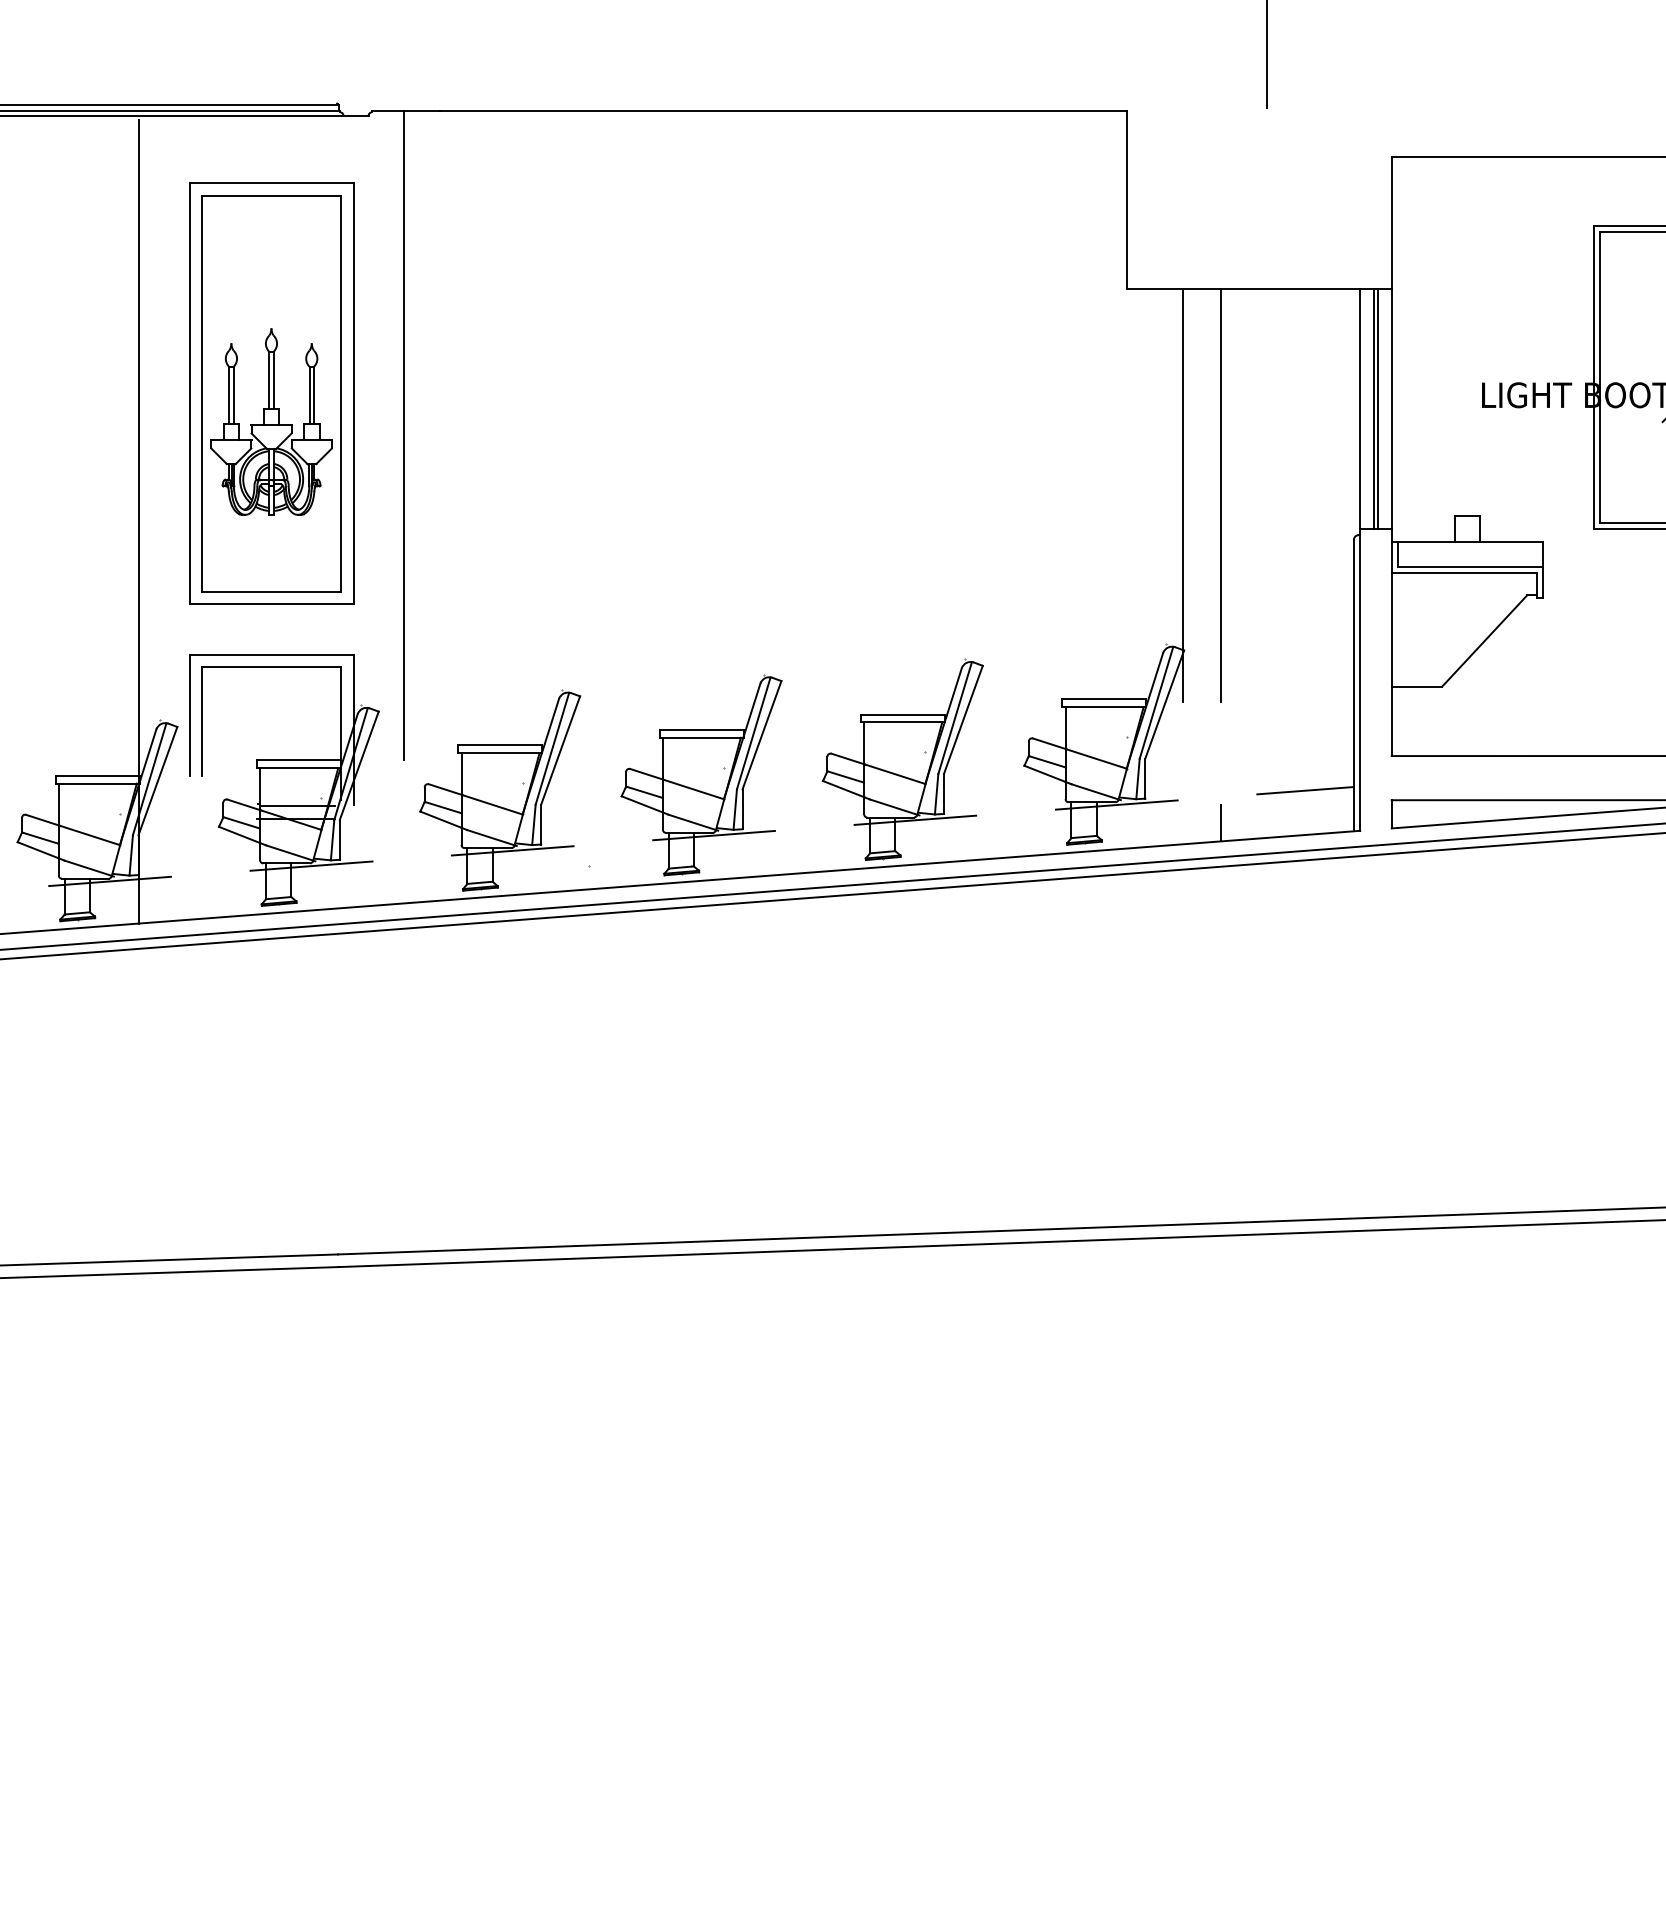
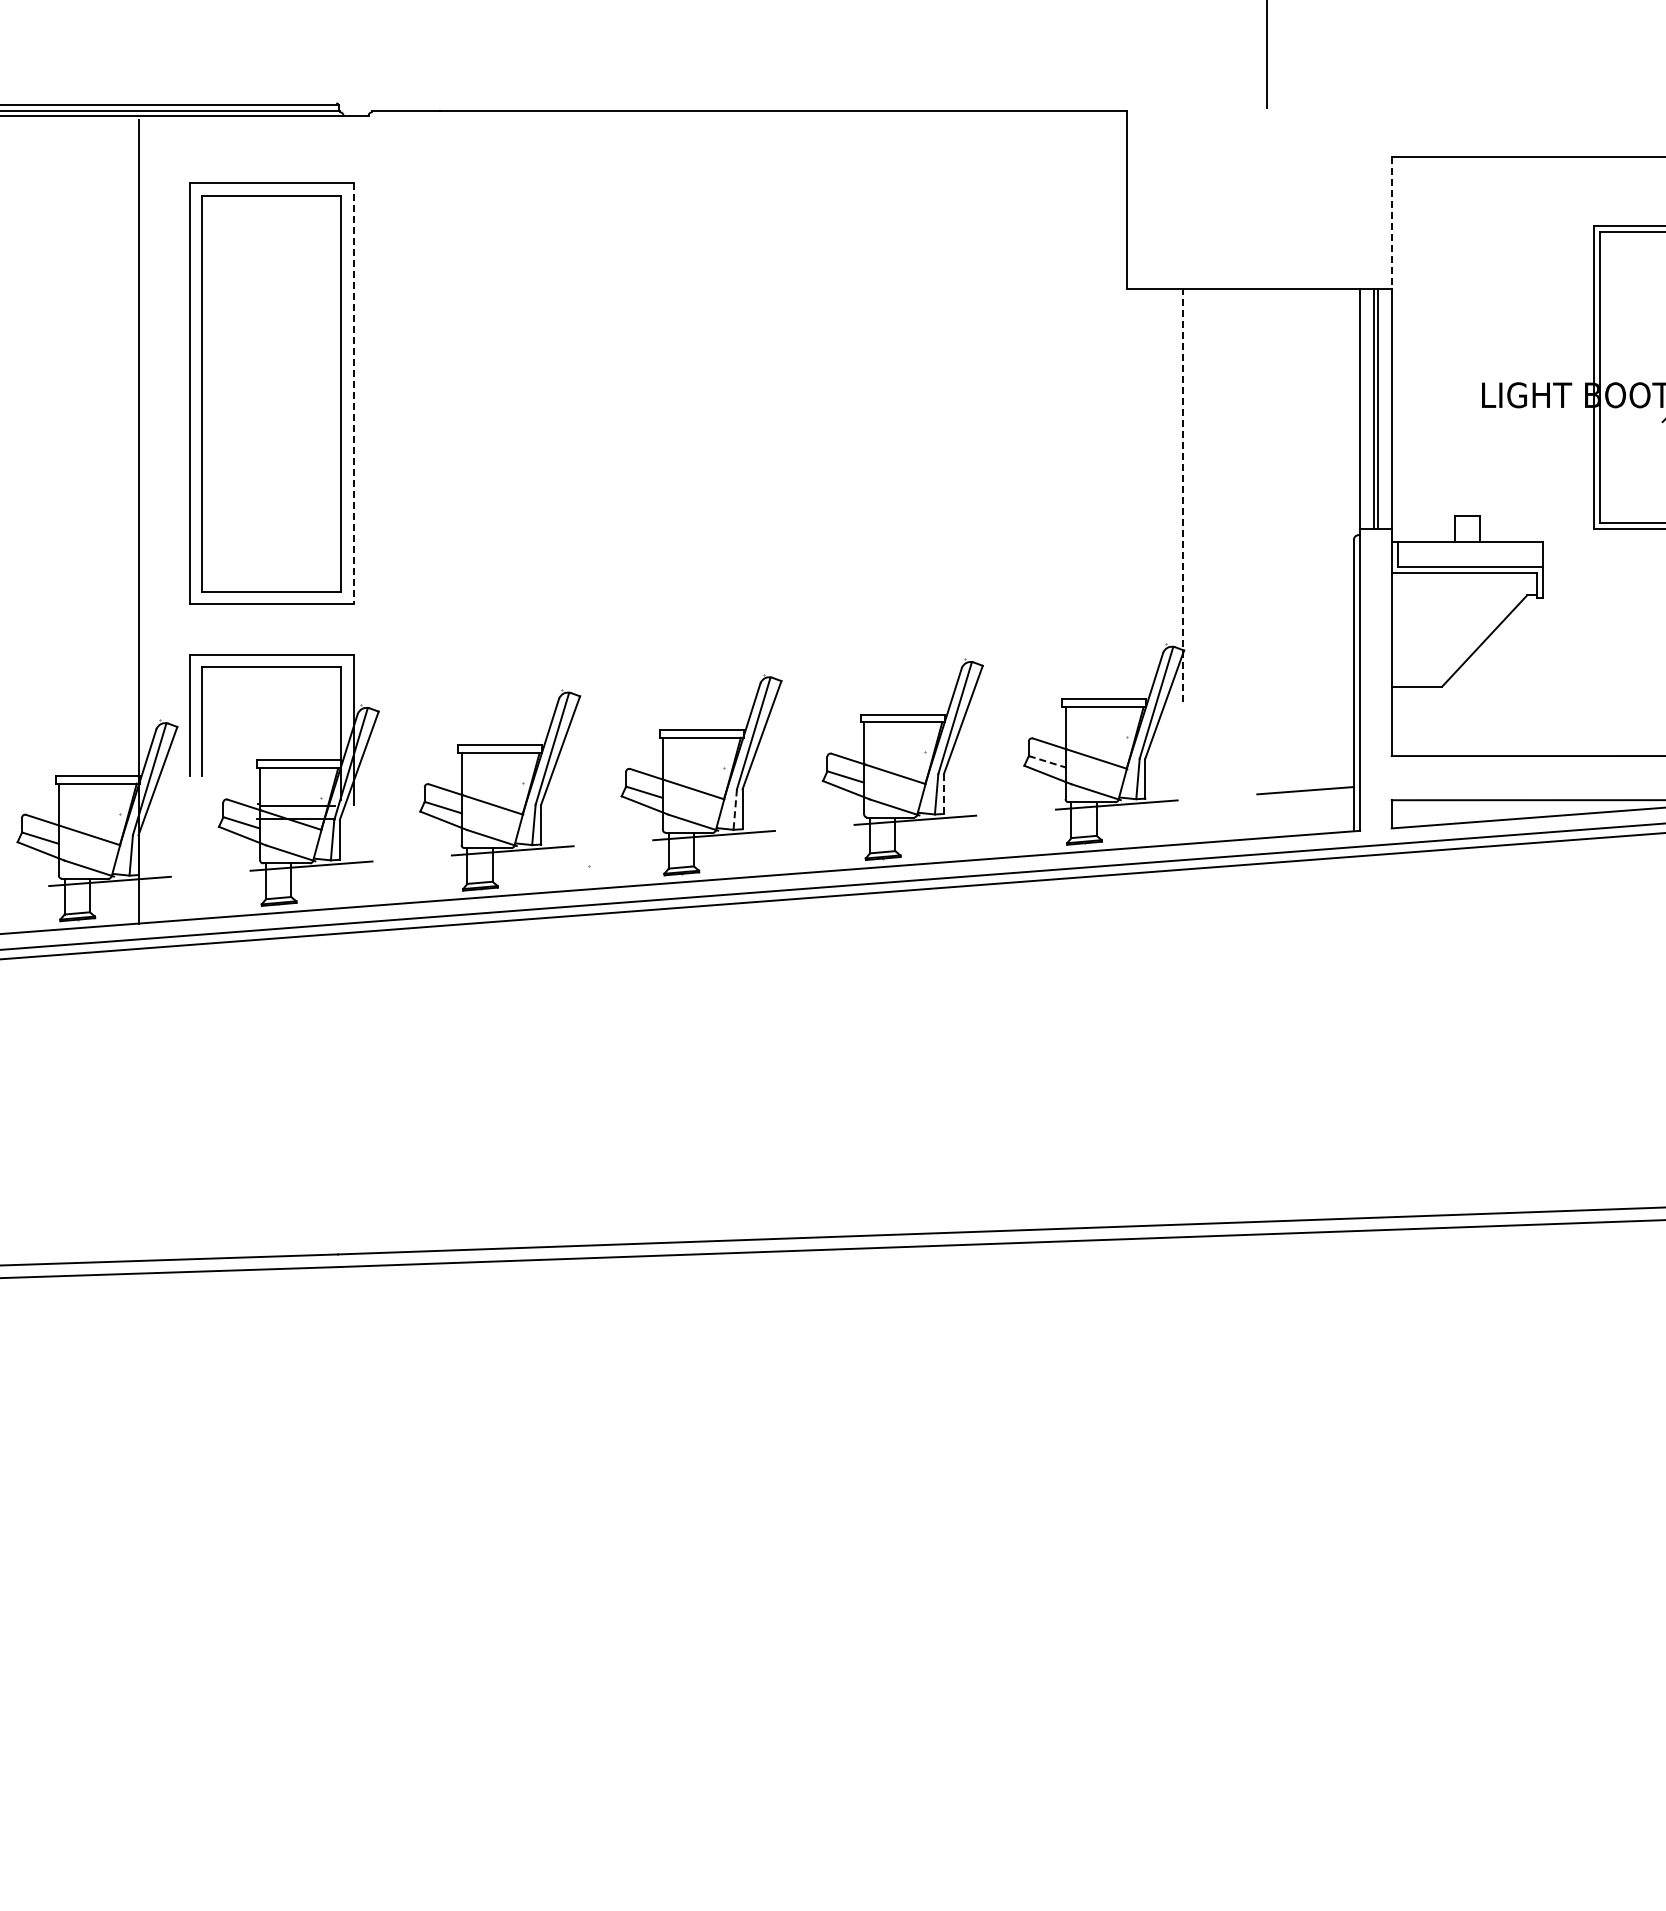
line: solid -> dashed (1391, 223)
line: solid -> dashed (353, 394)
part: present -> none (271, 421)
line: present -> none (404, 435)
line: solid -> dashed (1183, 495)
line: present -> none (1221, 495)
line: solid -> dashed (1047, 761)
line: solid -> dashed (943, 794)
line: solid -> dashed (735, 809)
line: present -> none (1221, 823)
